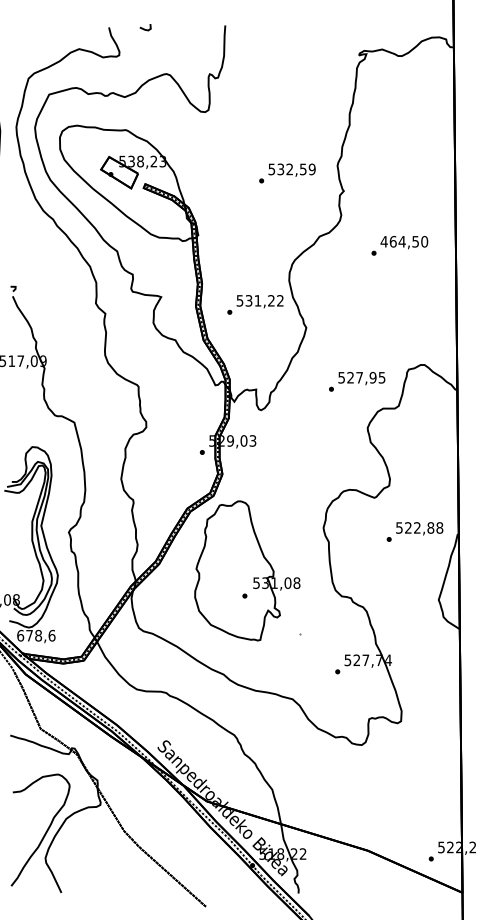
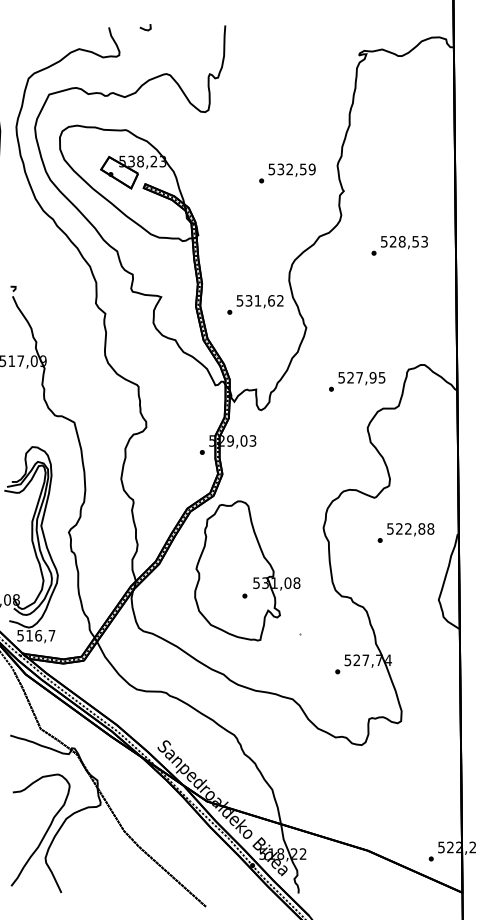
text: 464,50 -> 528,53 (404, 241)
text: 531,22 -> 531,62 (271, 300)
text position: (414, 531) -> (405, 532) (405, 532)
text: 678,6 -> 516,7 (36, 635)
